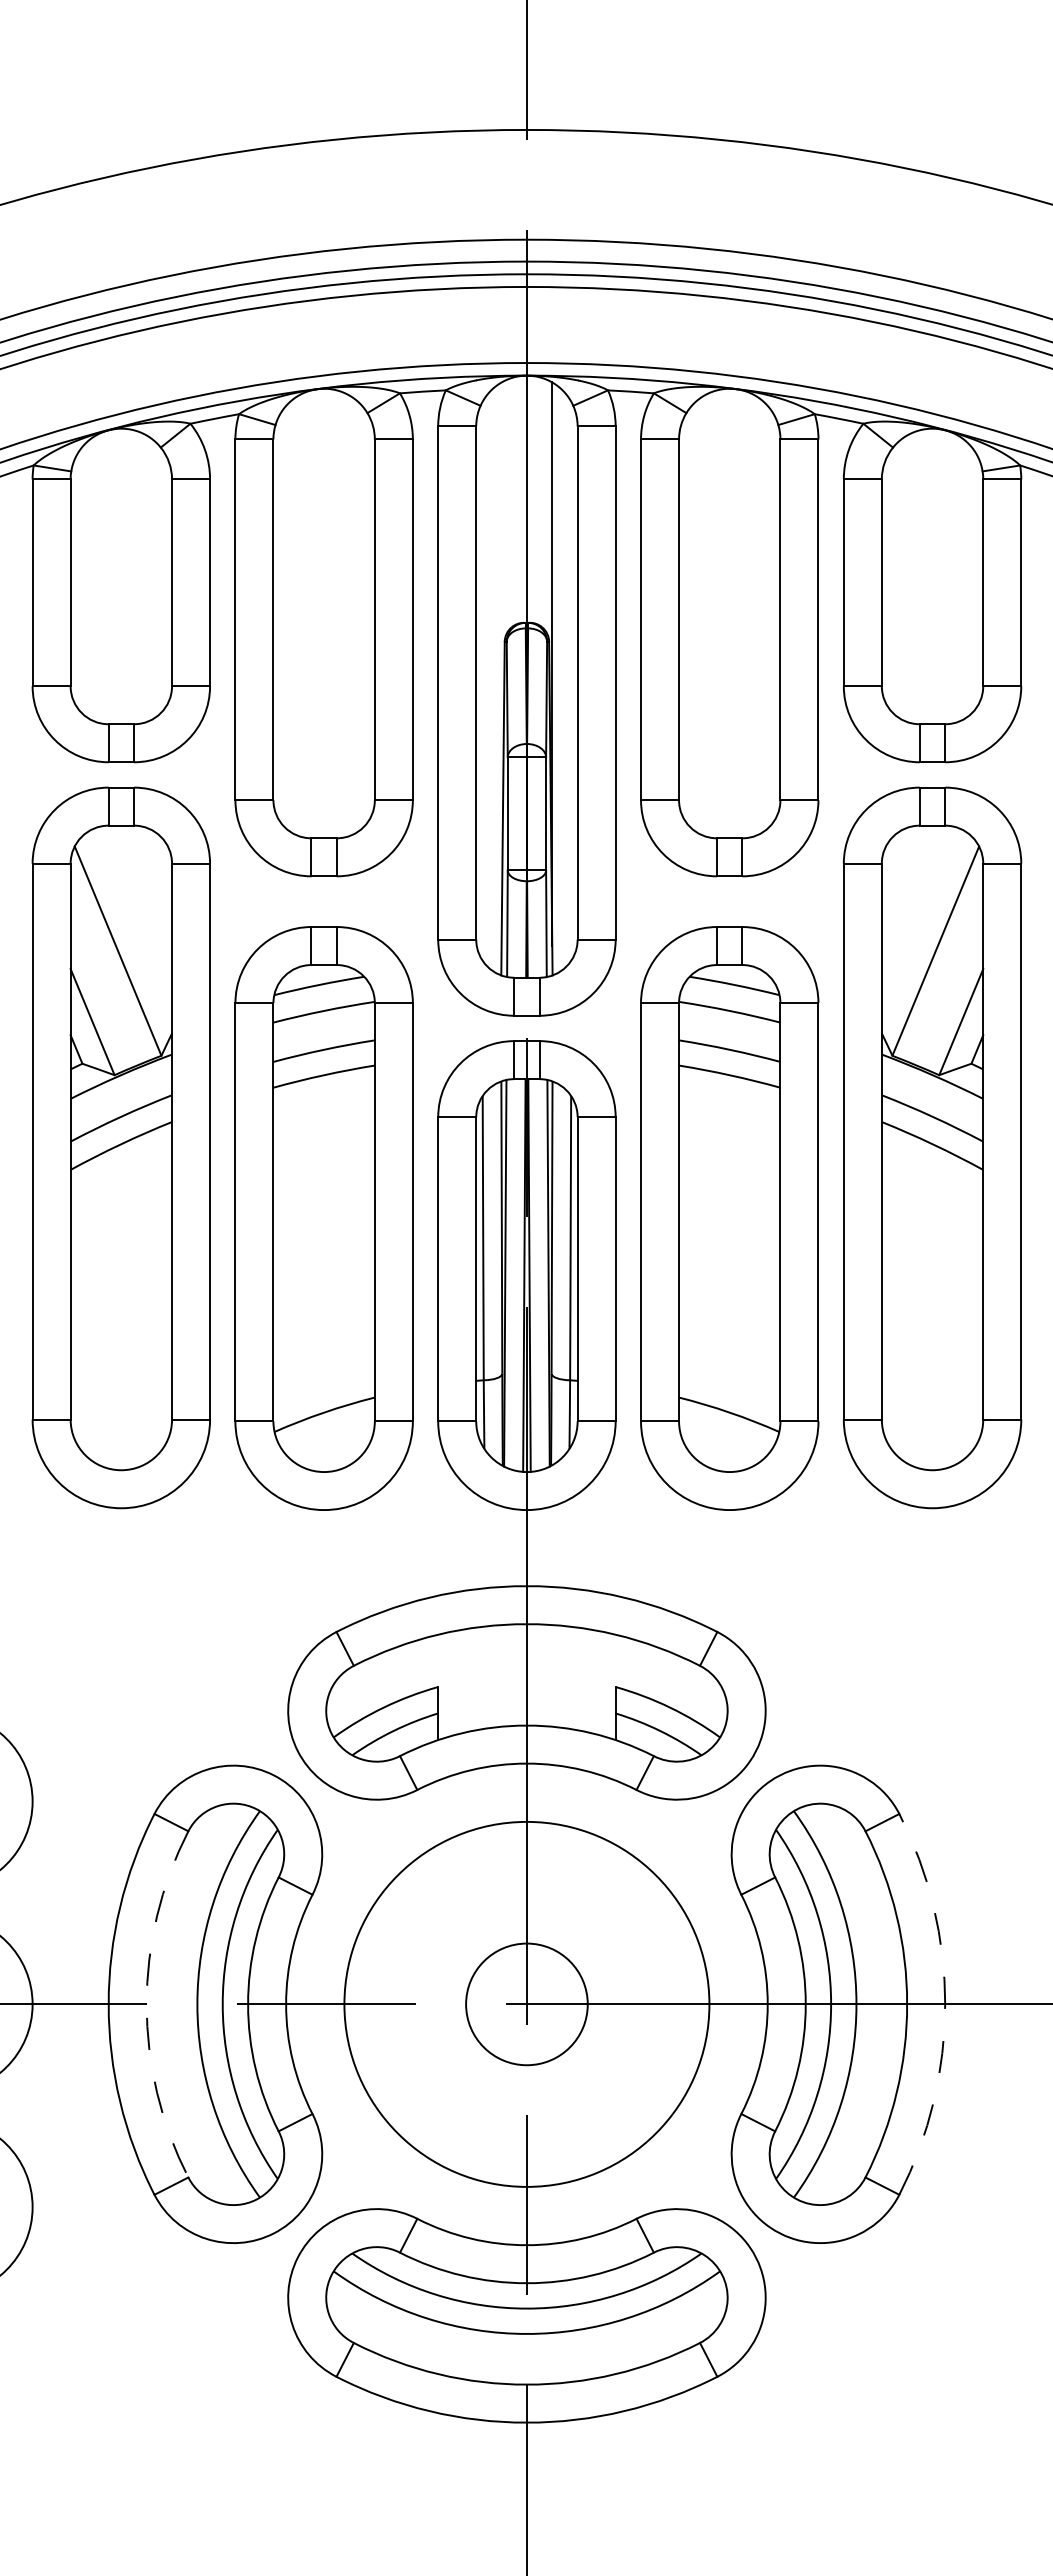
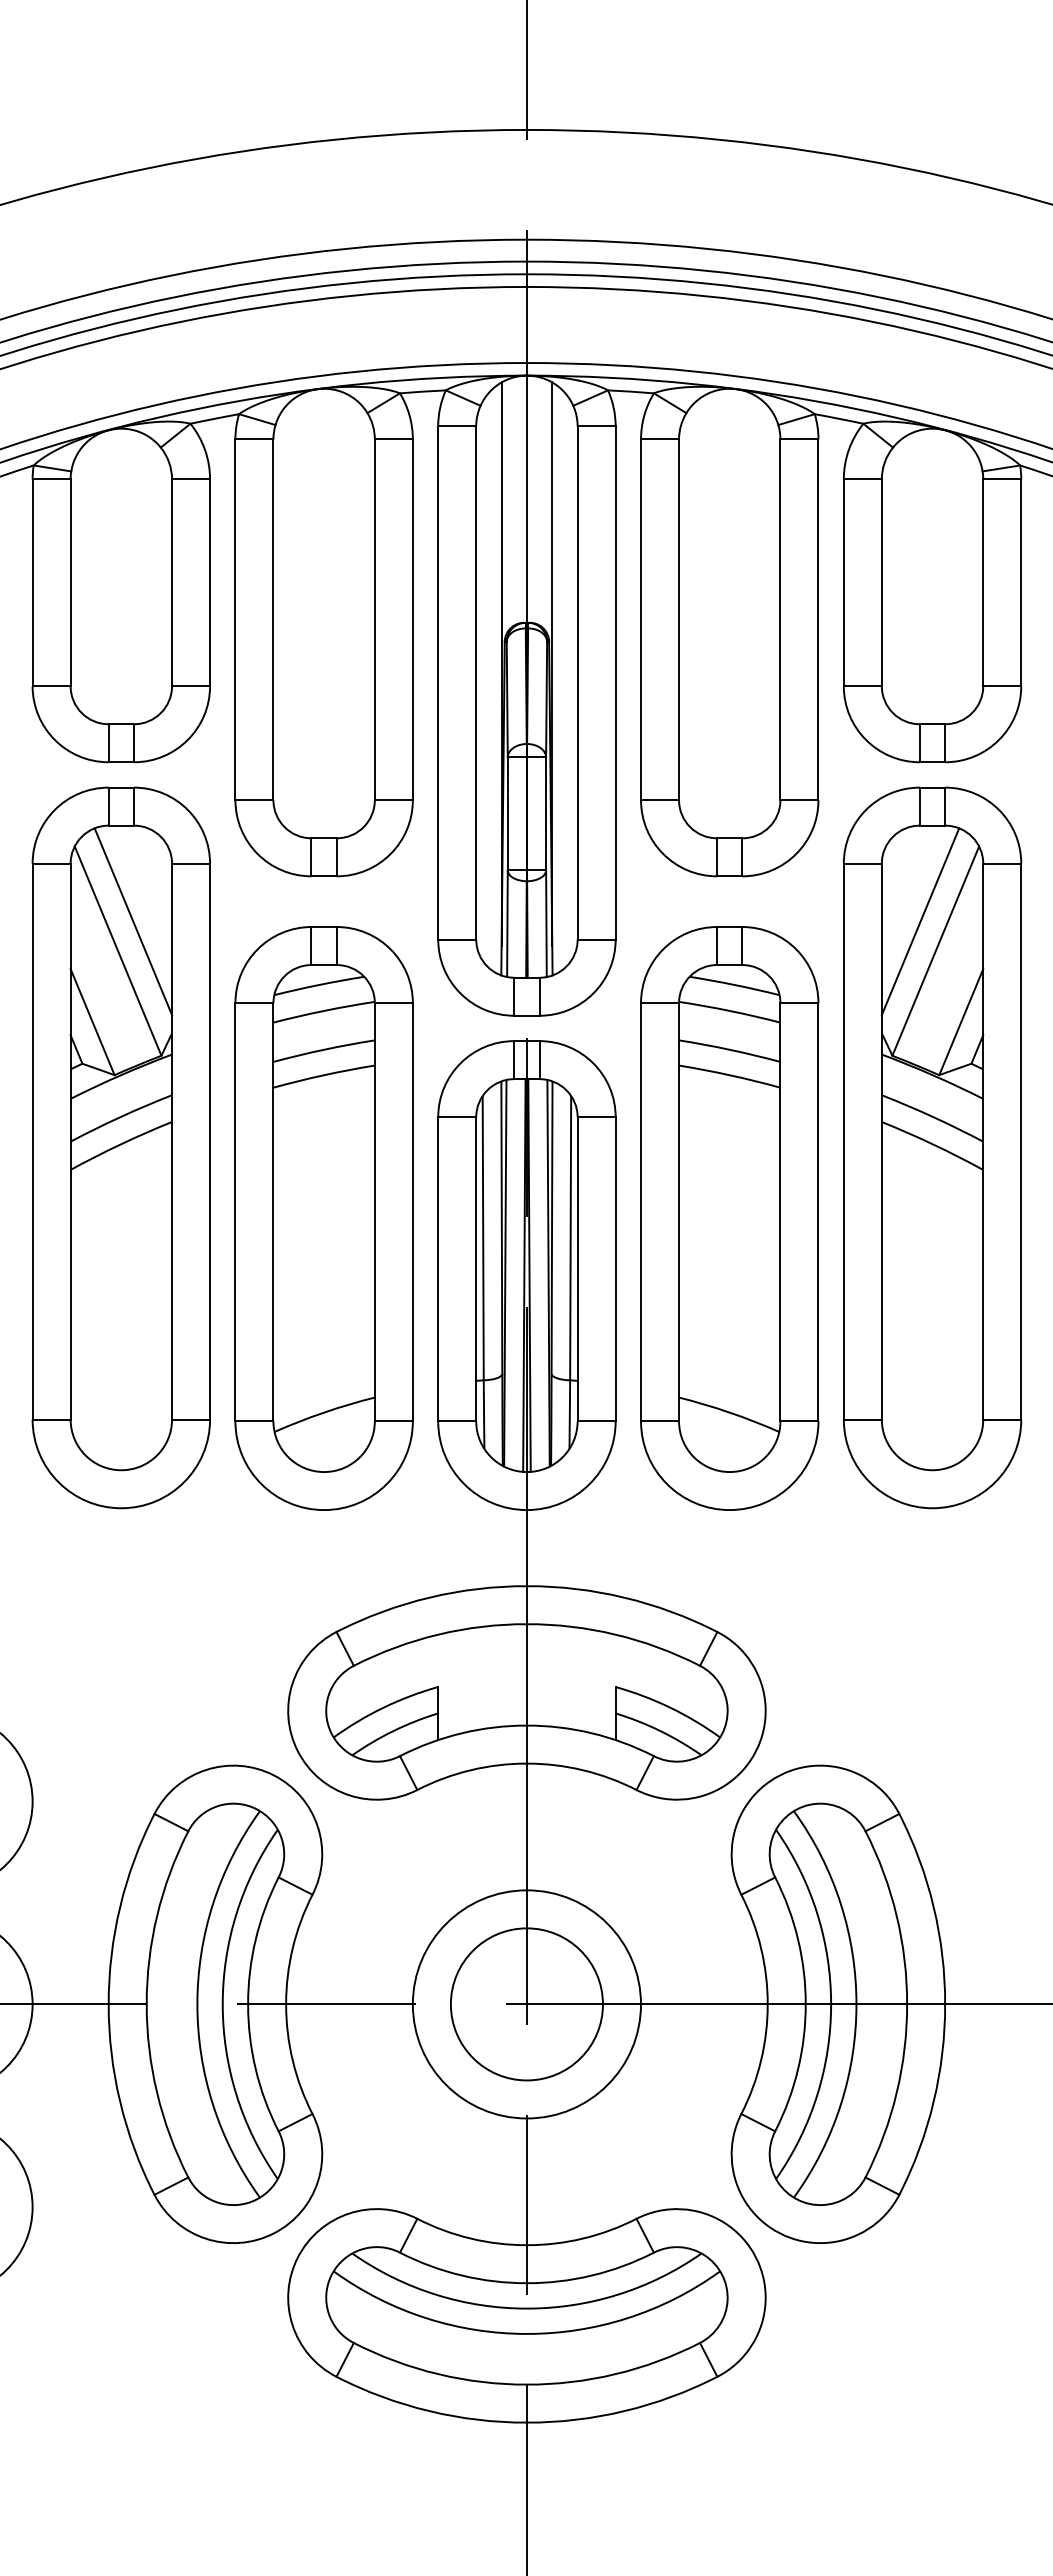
line: none -> present (501, 664)
line: none -> present (133, 921)
line: none -> present (920, 921)
circle diameter: 365 px -> 228 px (526, 2004)
arc: dashed -> solid (146, 2004)
circle diameter: 122 px -> 152 px (526, 2004)
arc: dashed -> solid (945, 2004)
